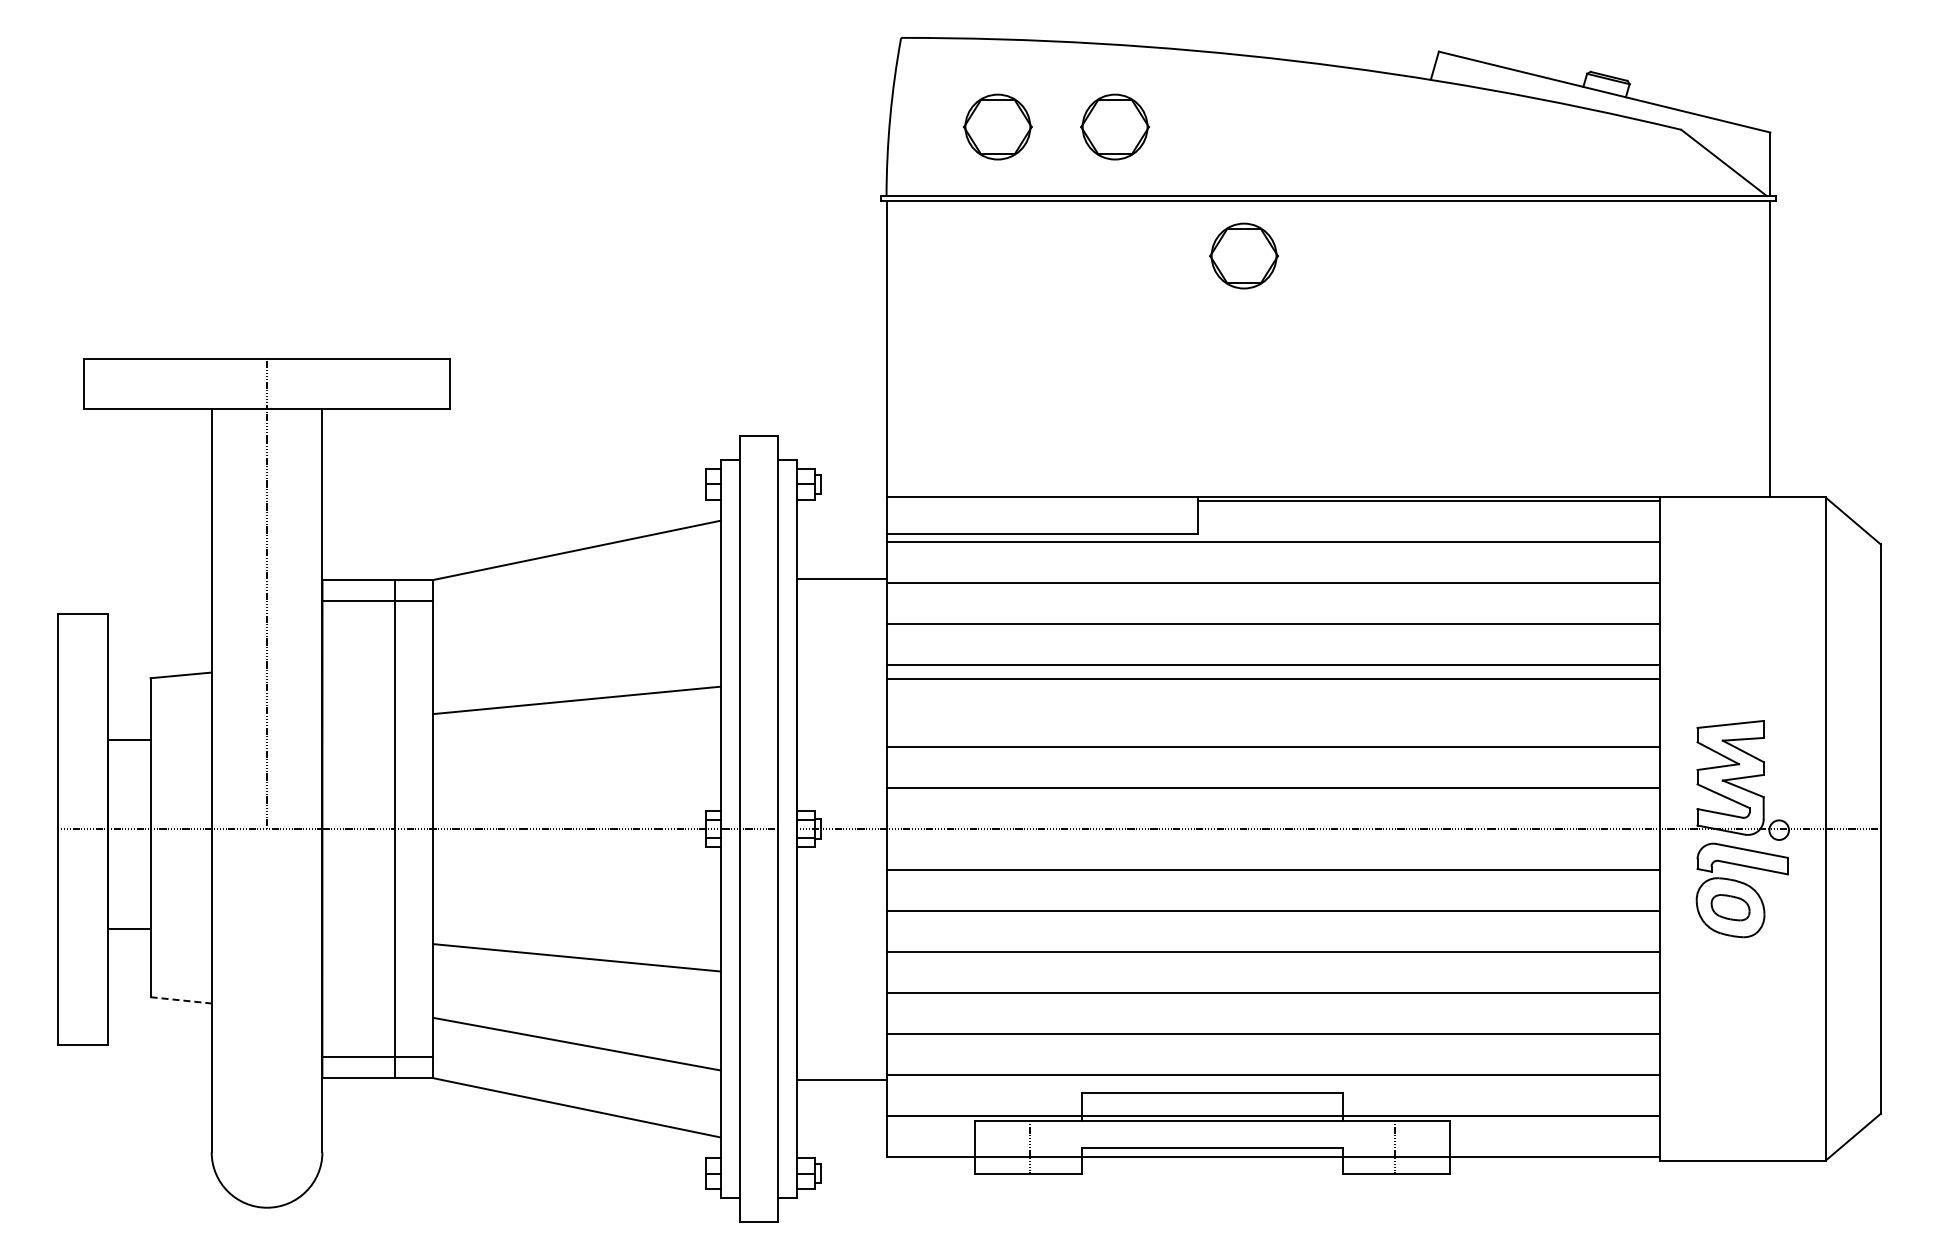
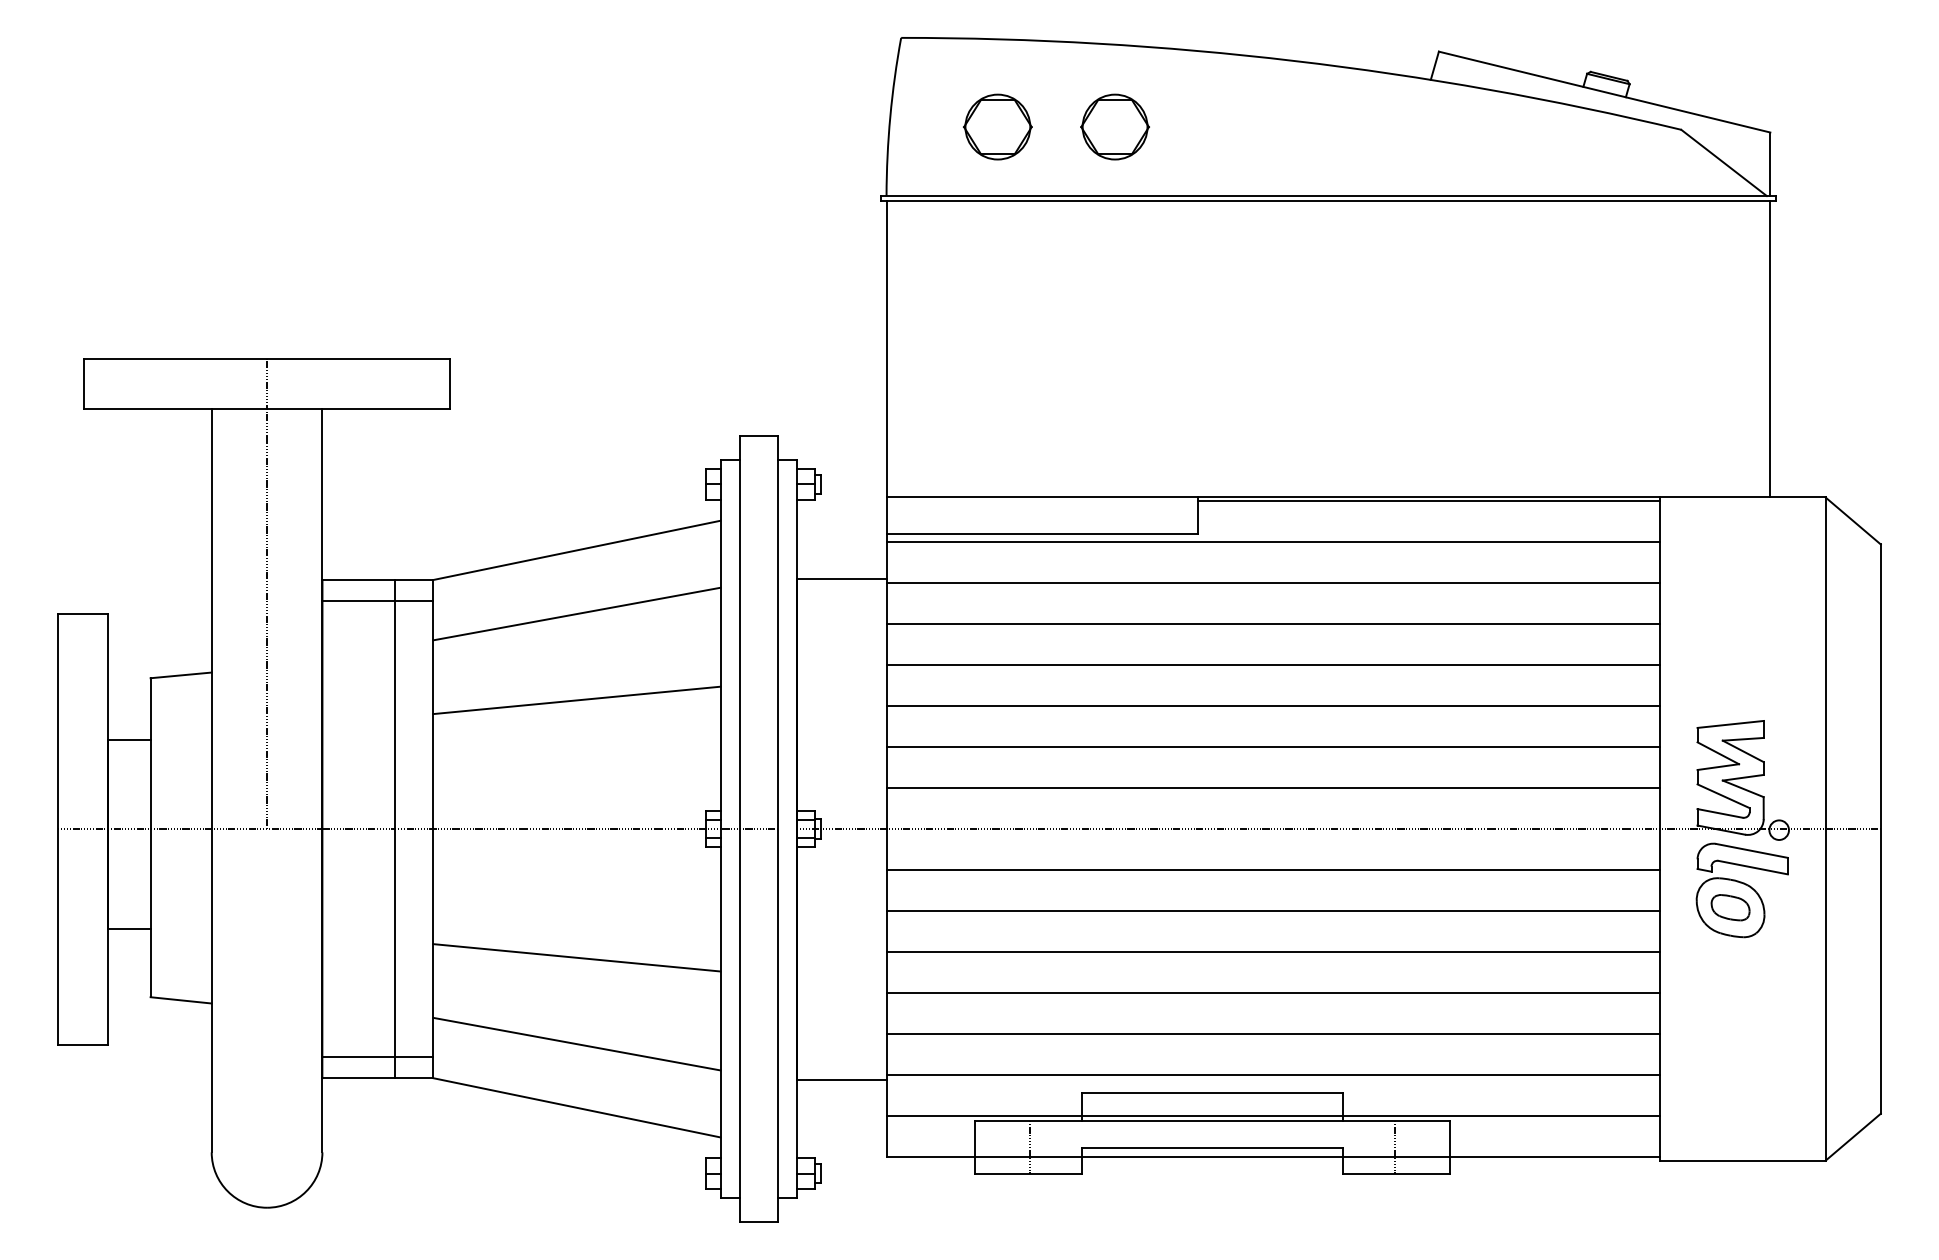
part: present -> none (1243, 255)
line: none -> present (576, 613)
line position: (1272, 679) -> (1272, 706) (1272, 706)
line: dashed -> solid (181, 1000)
